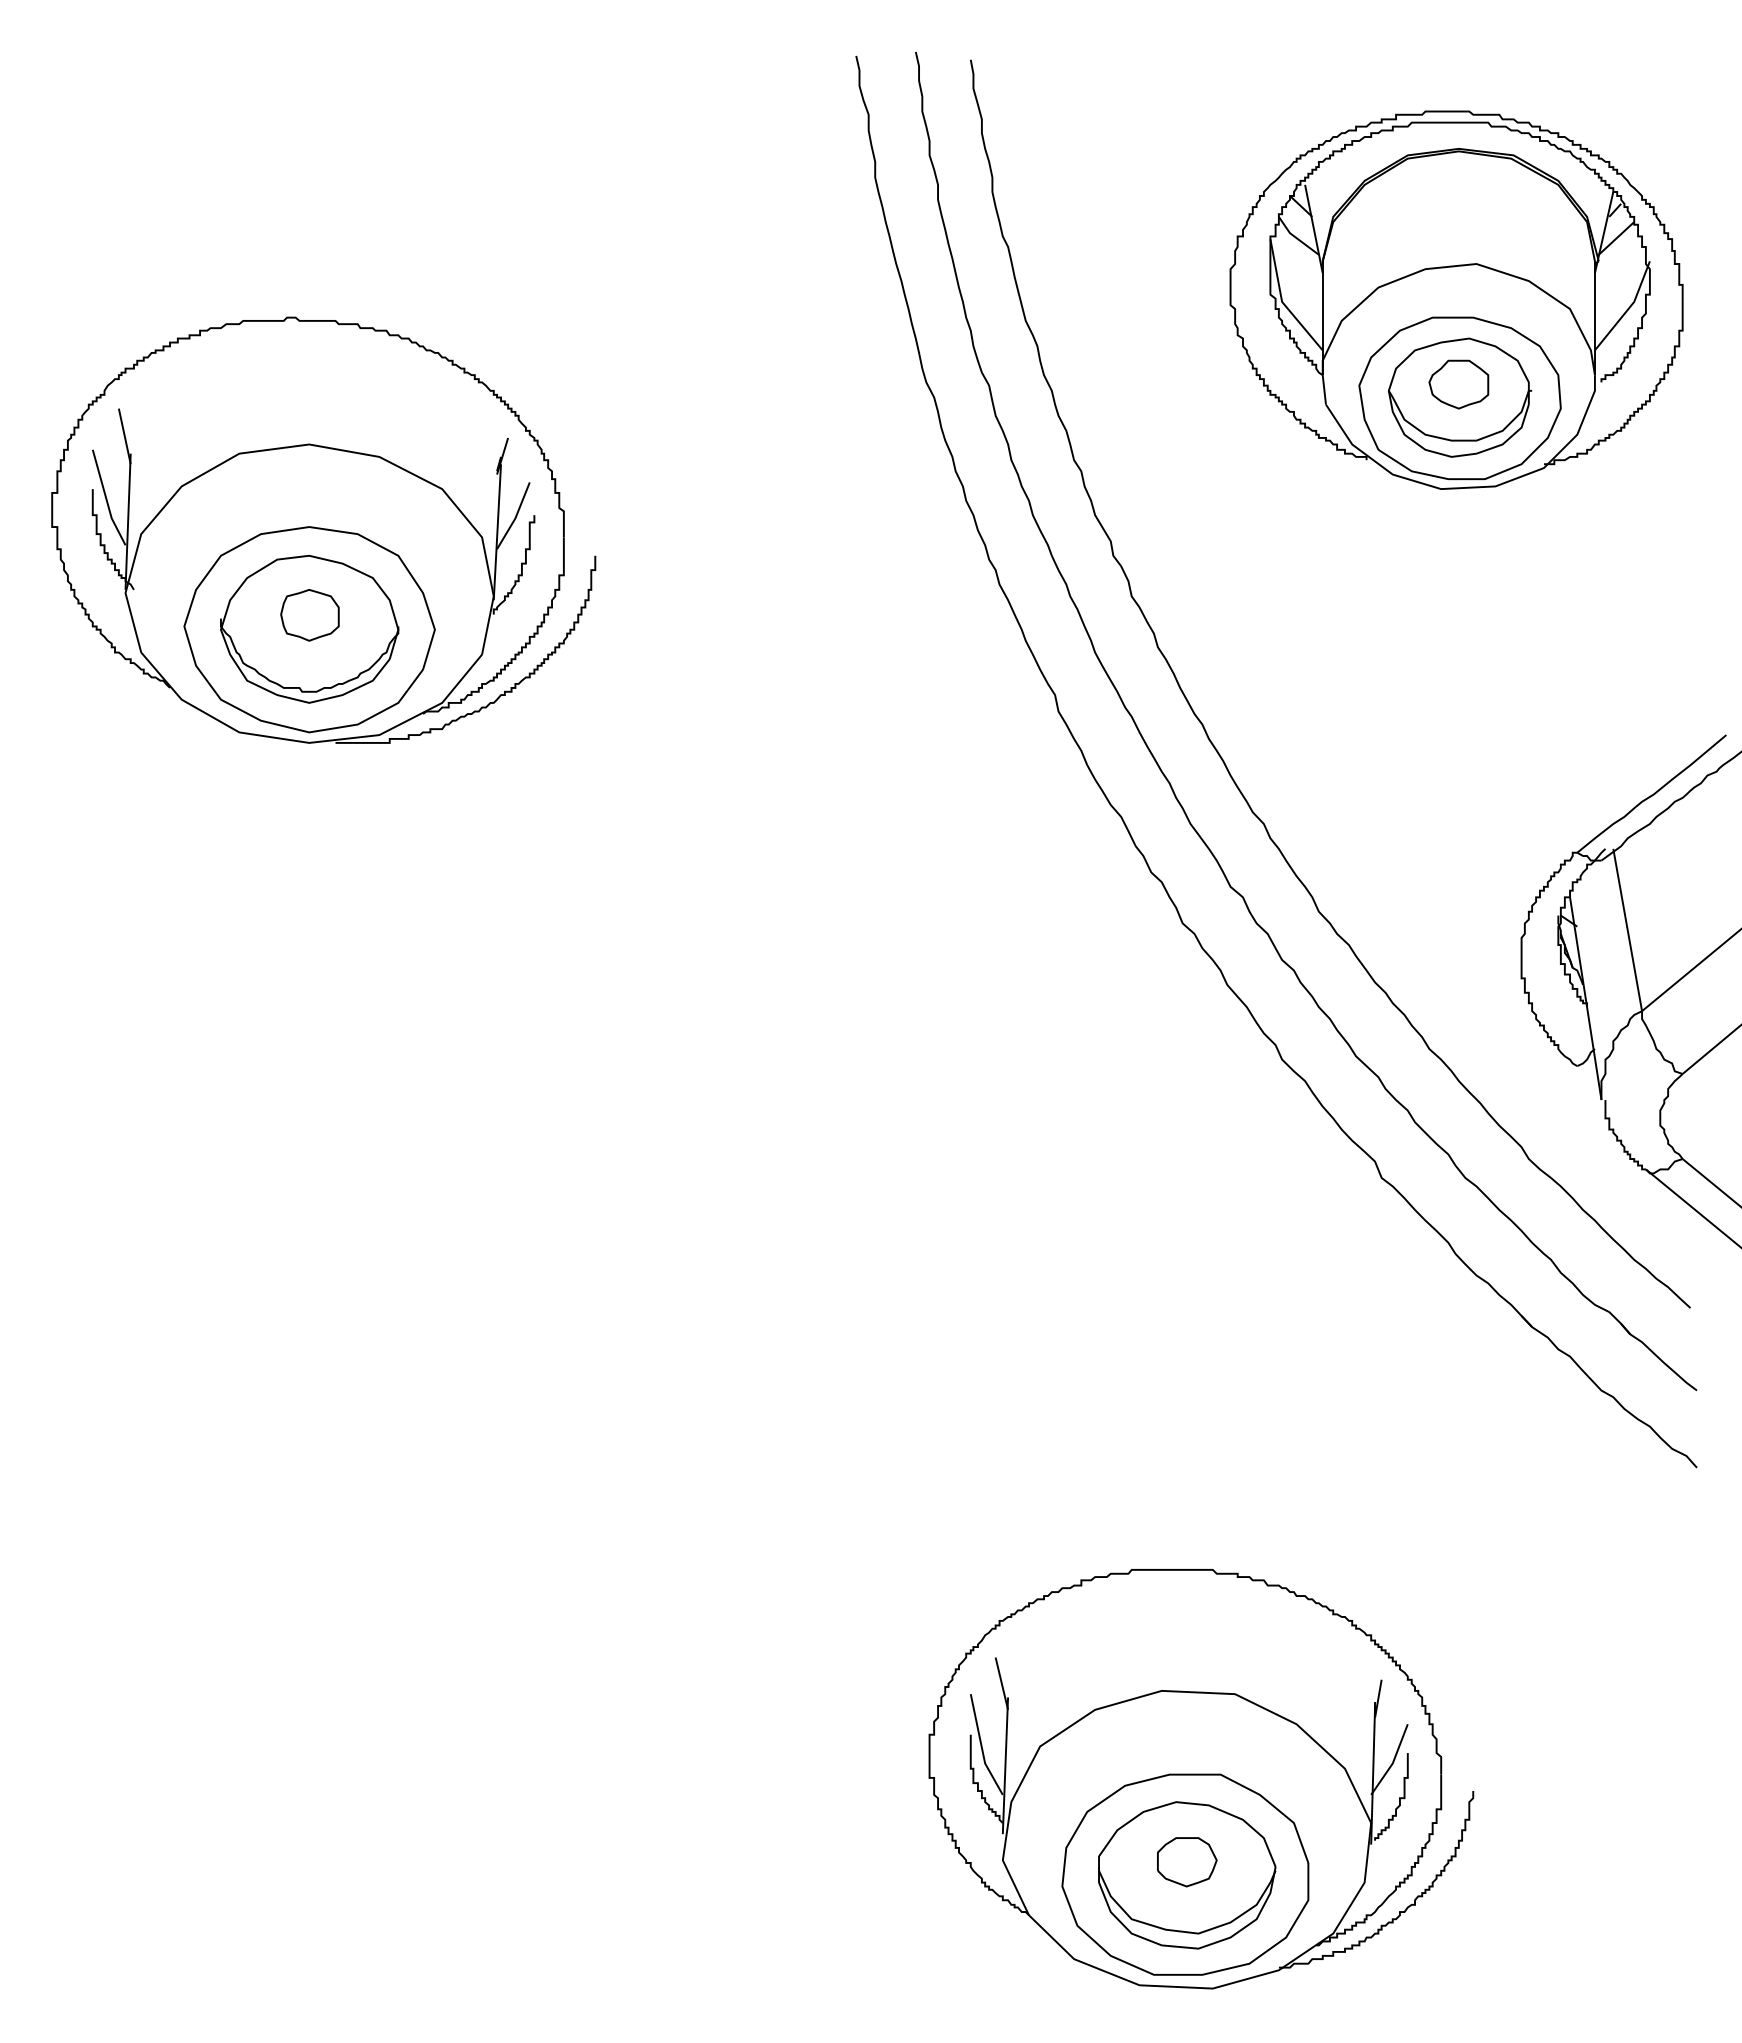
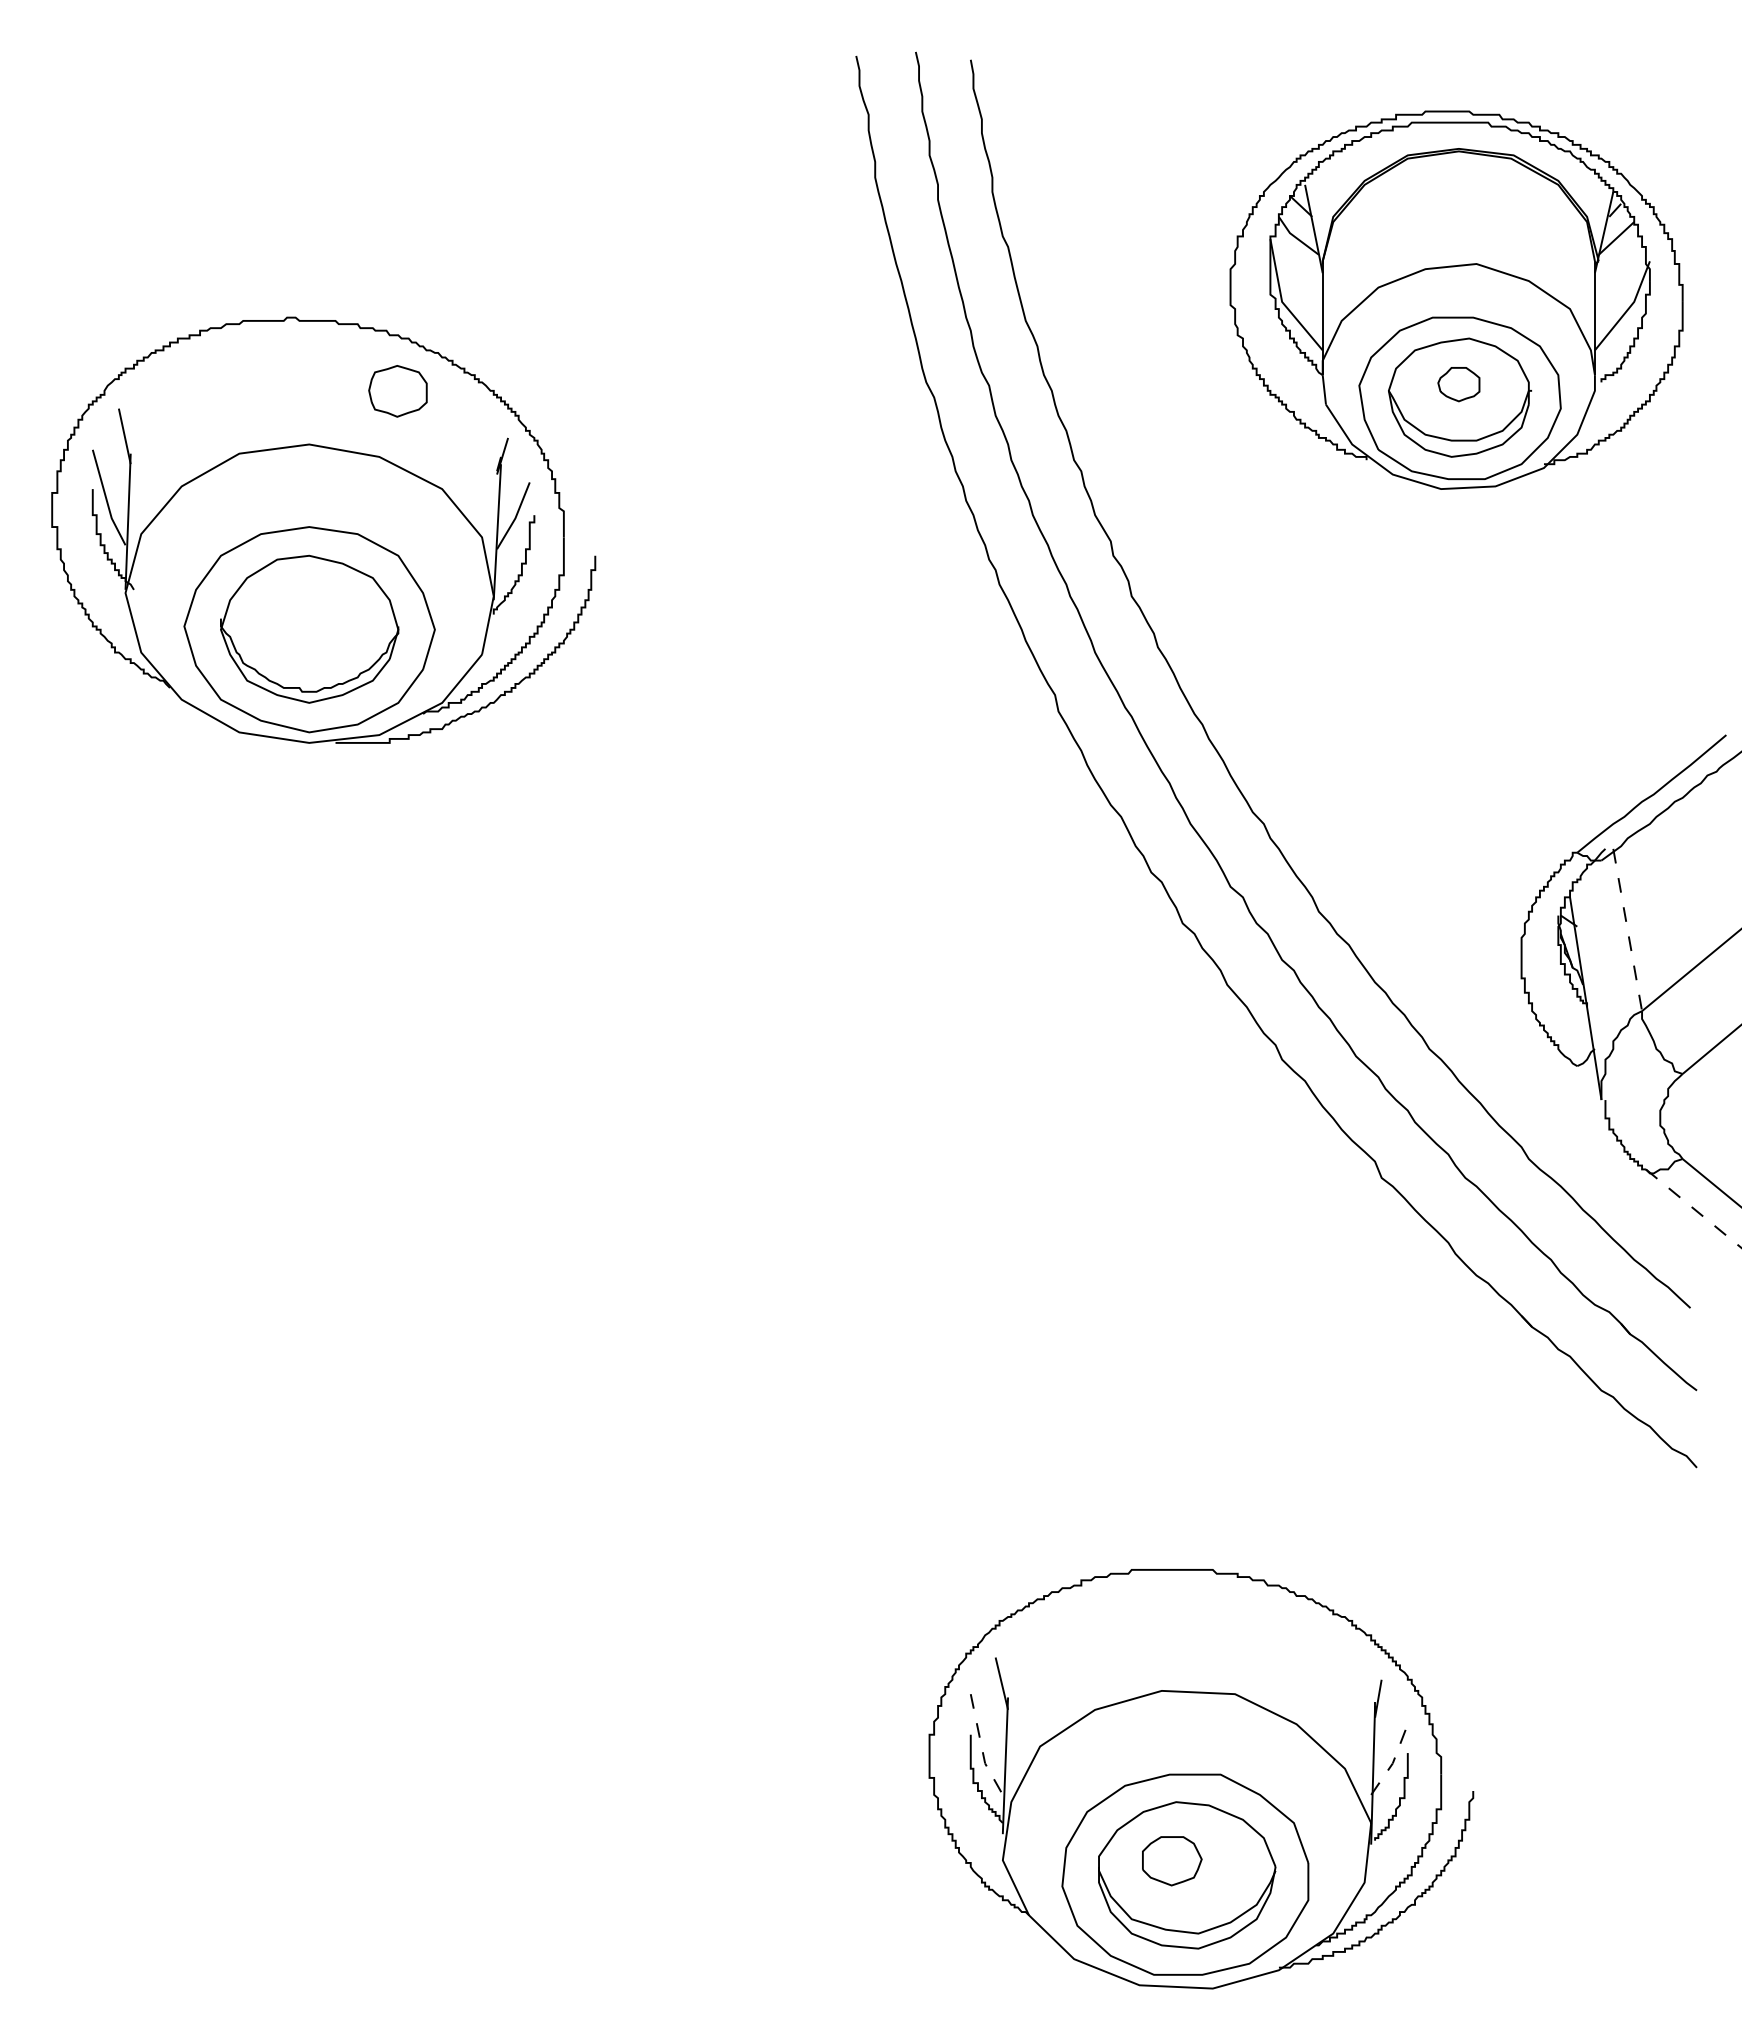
part size: 62x51 px -> 44x36 px (1458, 384)
part position: (309, 615) -> (397, 391) (397, 391)
line: solid -> dashed (1627, 930)
line: solid -> dashed (1693, 1208)
line: solid -> dashed (981, 1747)
line: solid -> dashed (1393, 1761)
part position: (1187, 1862) -> (1172, 1861) (1172, 1861)
